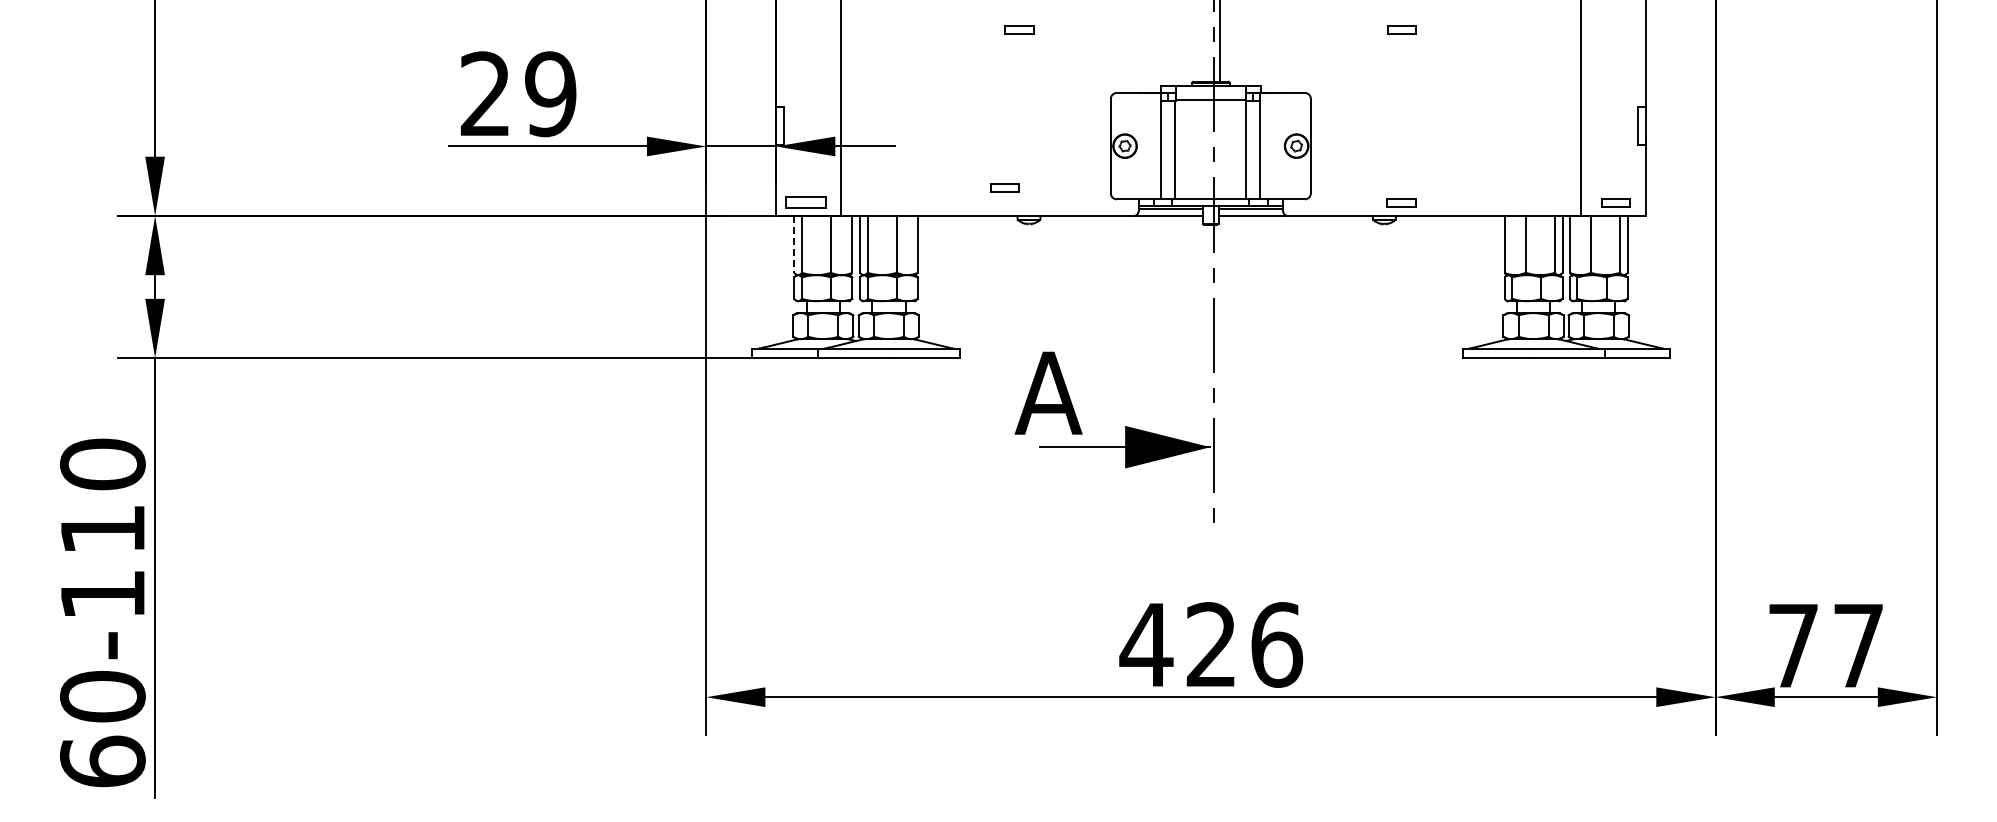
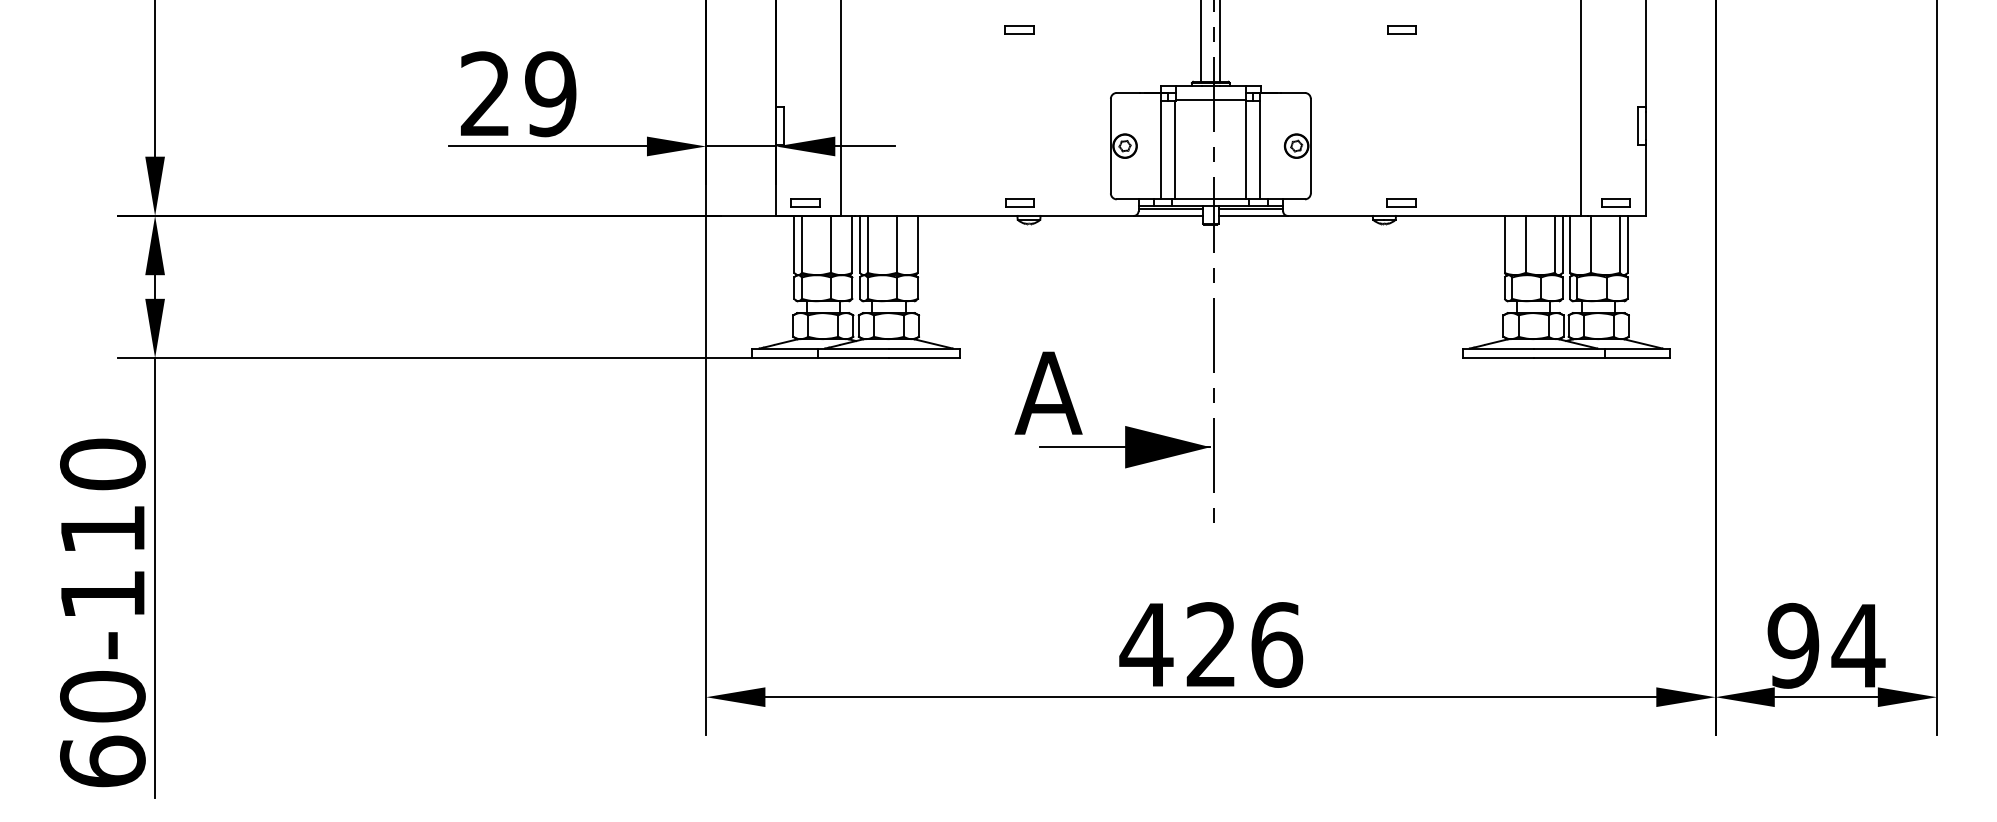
line: none -> present (1201, 41)
part position: (1004, 187) -> (1019, 202) (1019, 202)
part size: 42x13 px -> 31x10 px (805, 202)
line: dashed -> solid (794, 244)
text: 77 -> 94 (1826, 645)
